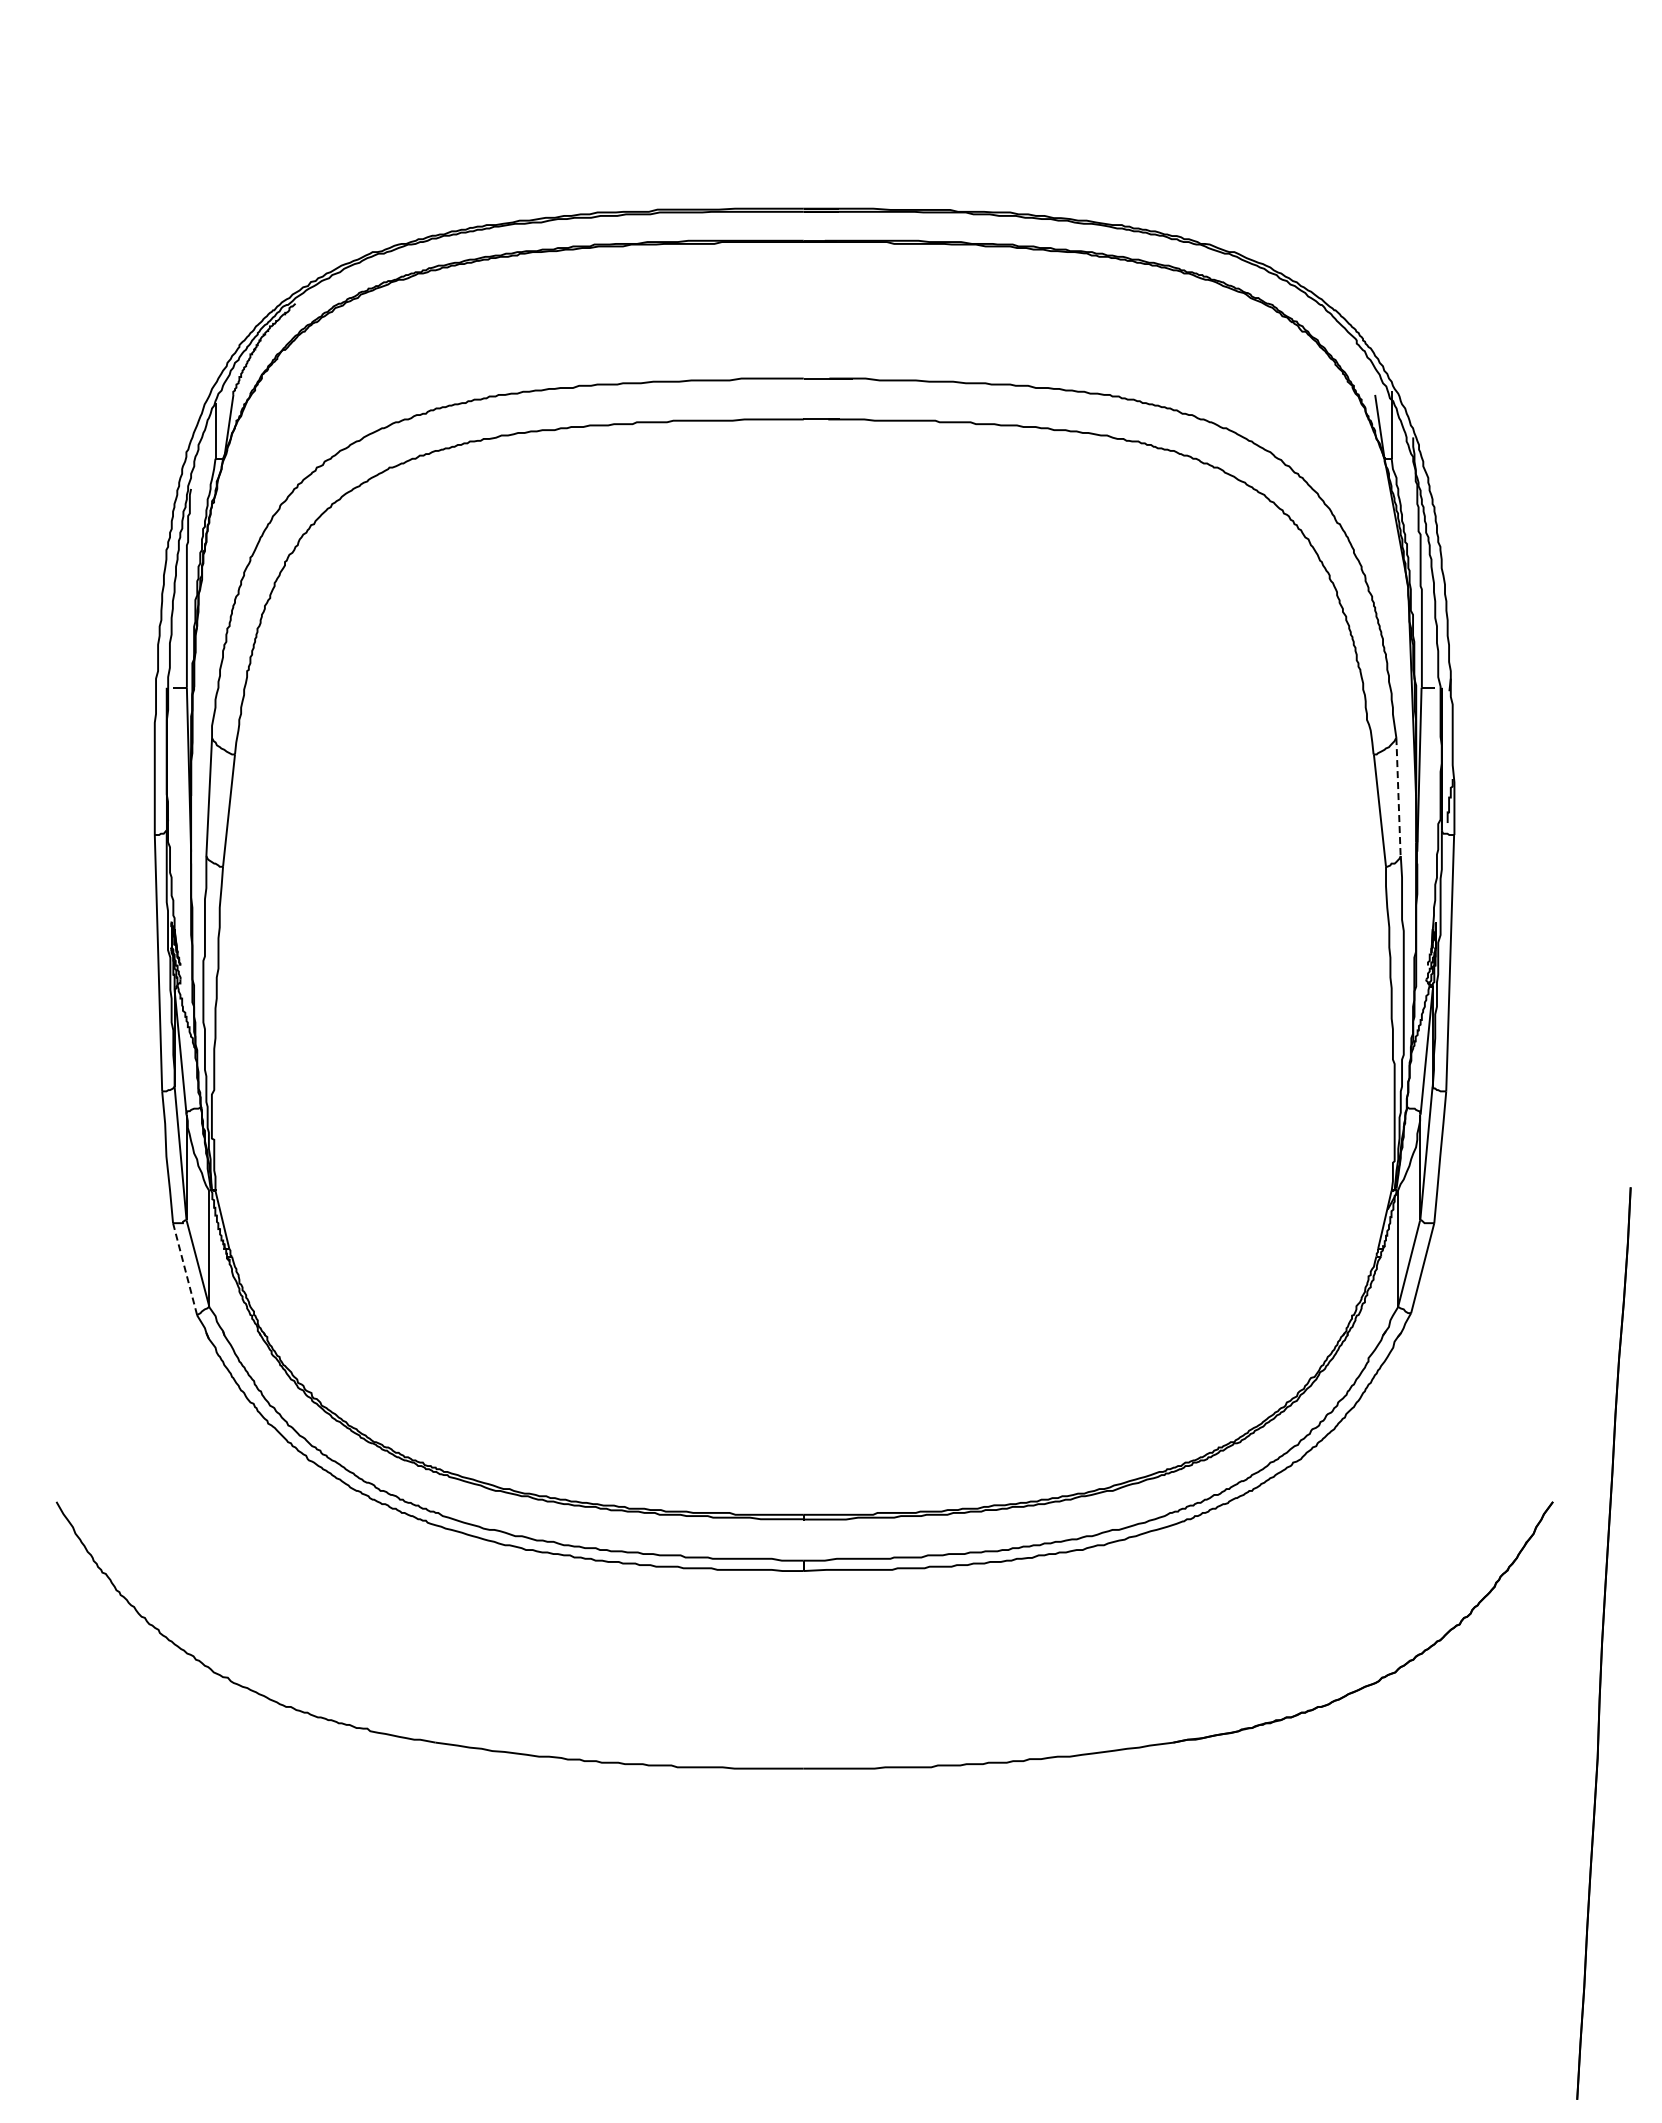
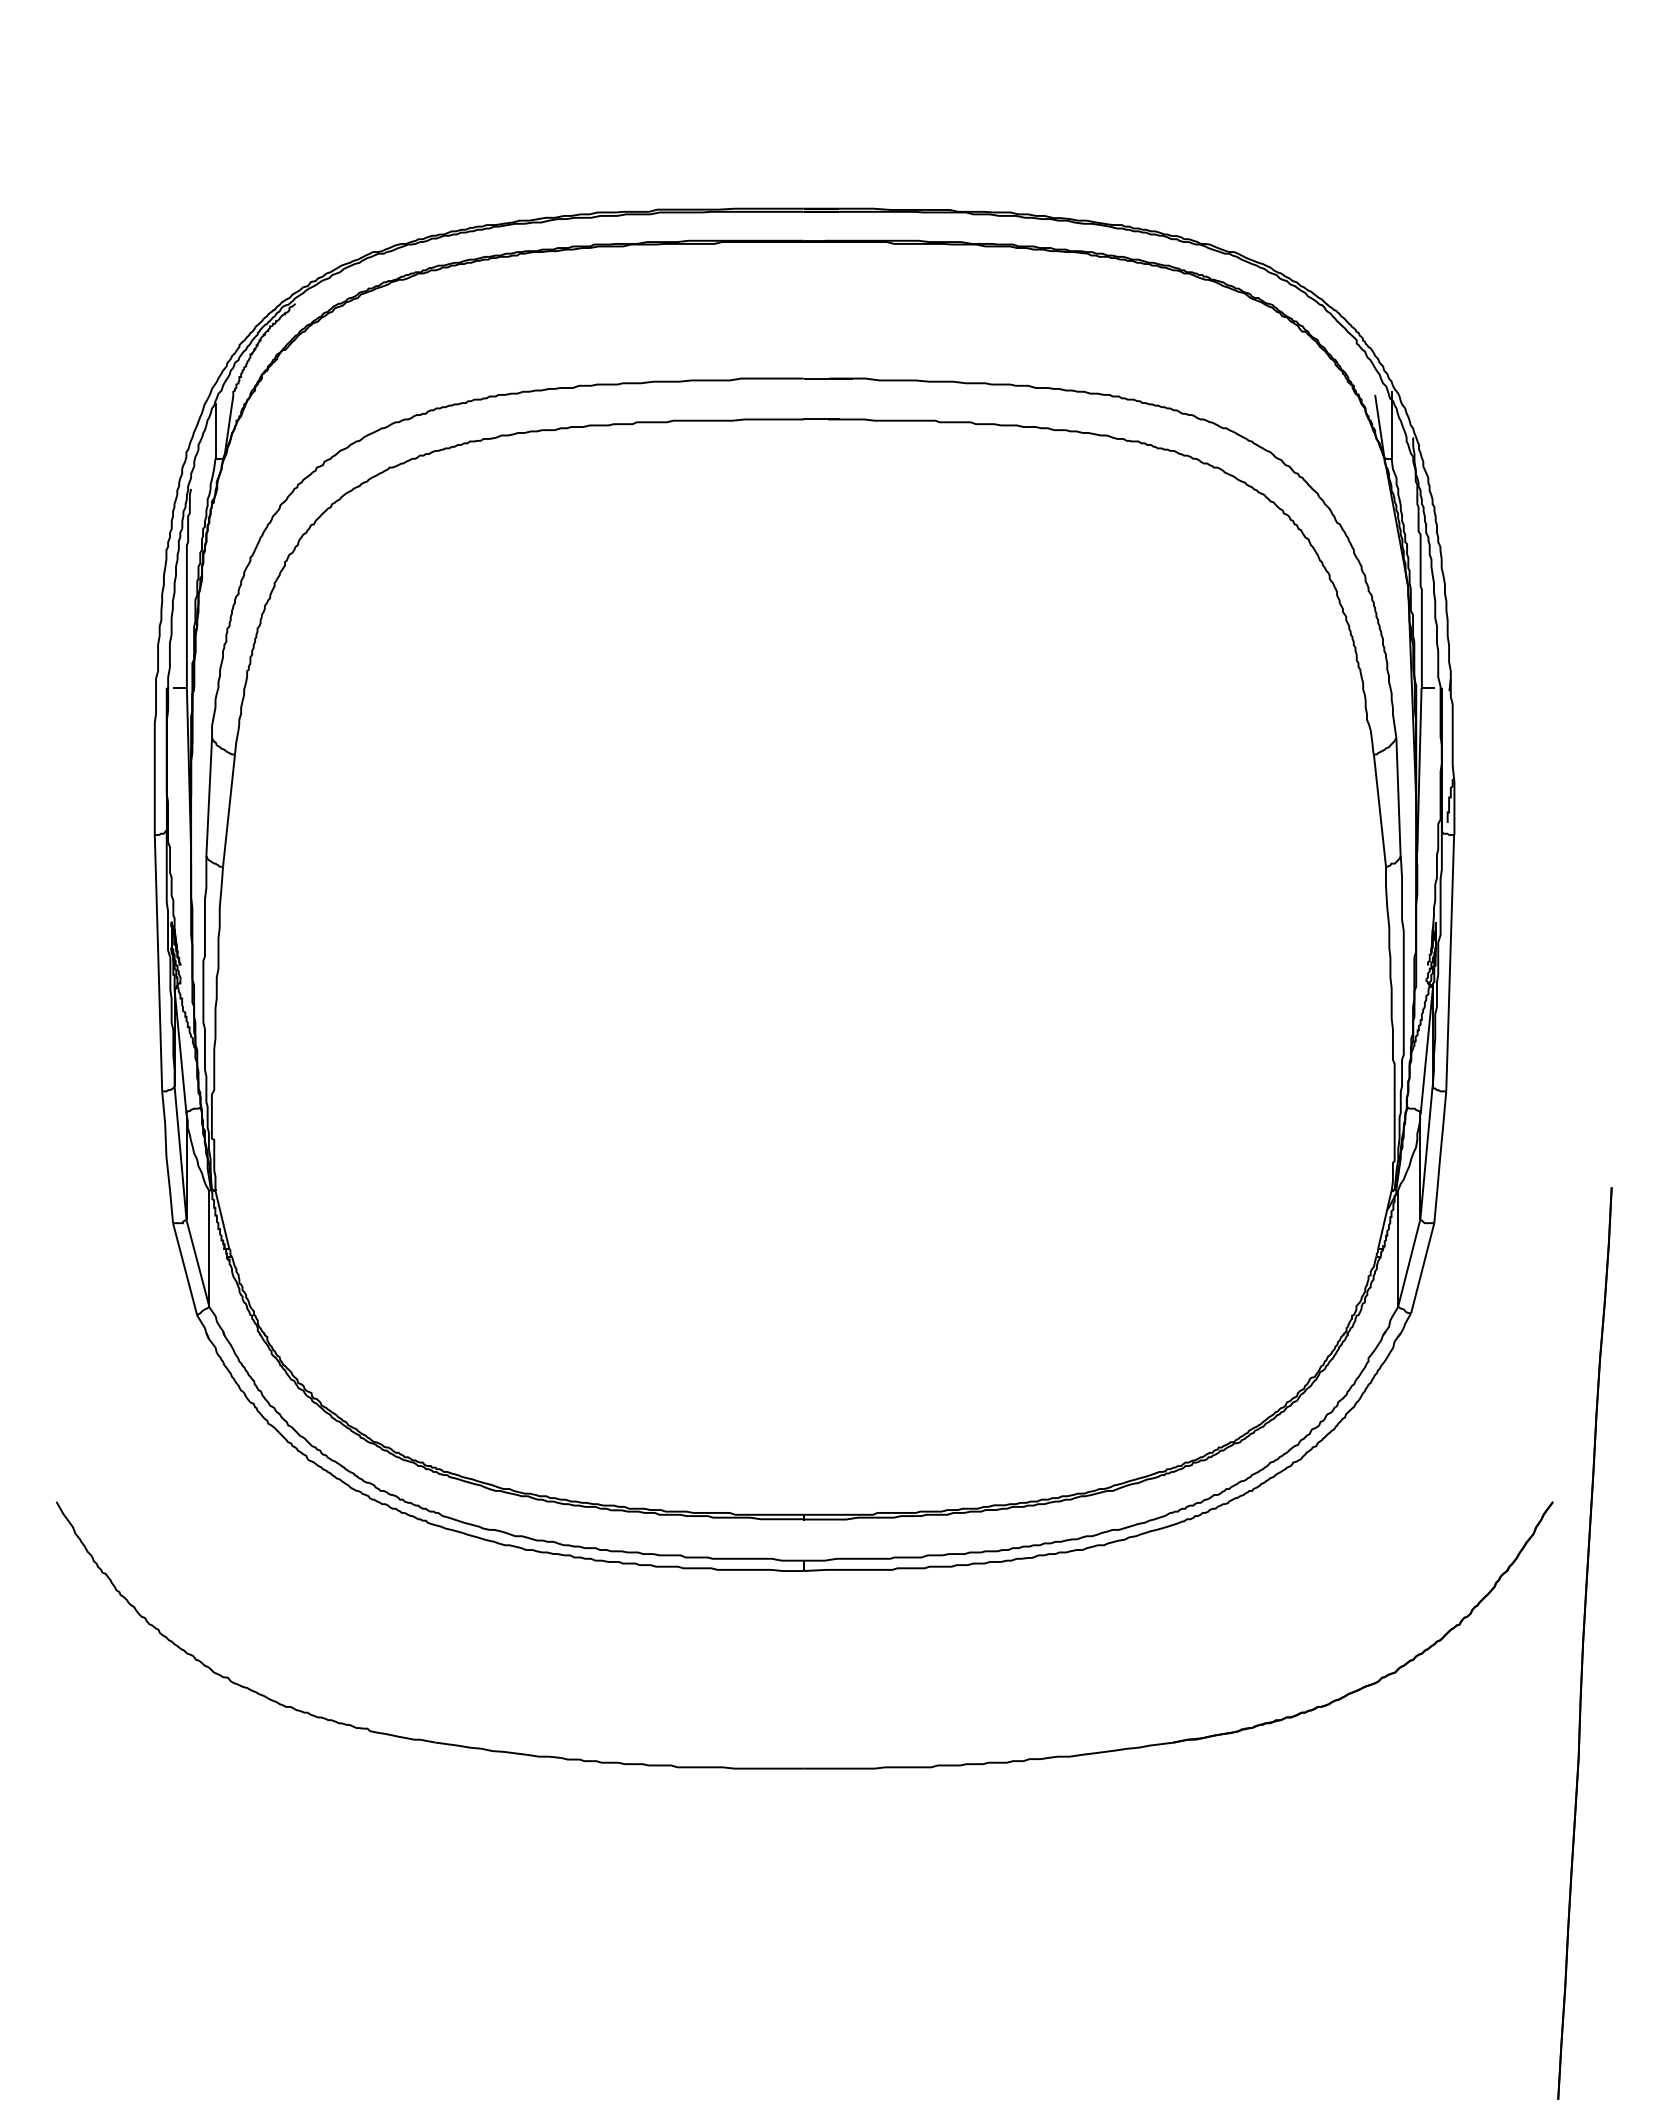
line: dashed -> solid (1398, 797)
line: dashed -> solid (184, 1268)
part position: (1603, 1643) -> (1584, 1643) (1584, 1643)
